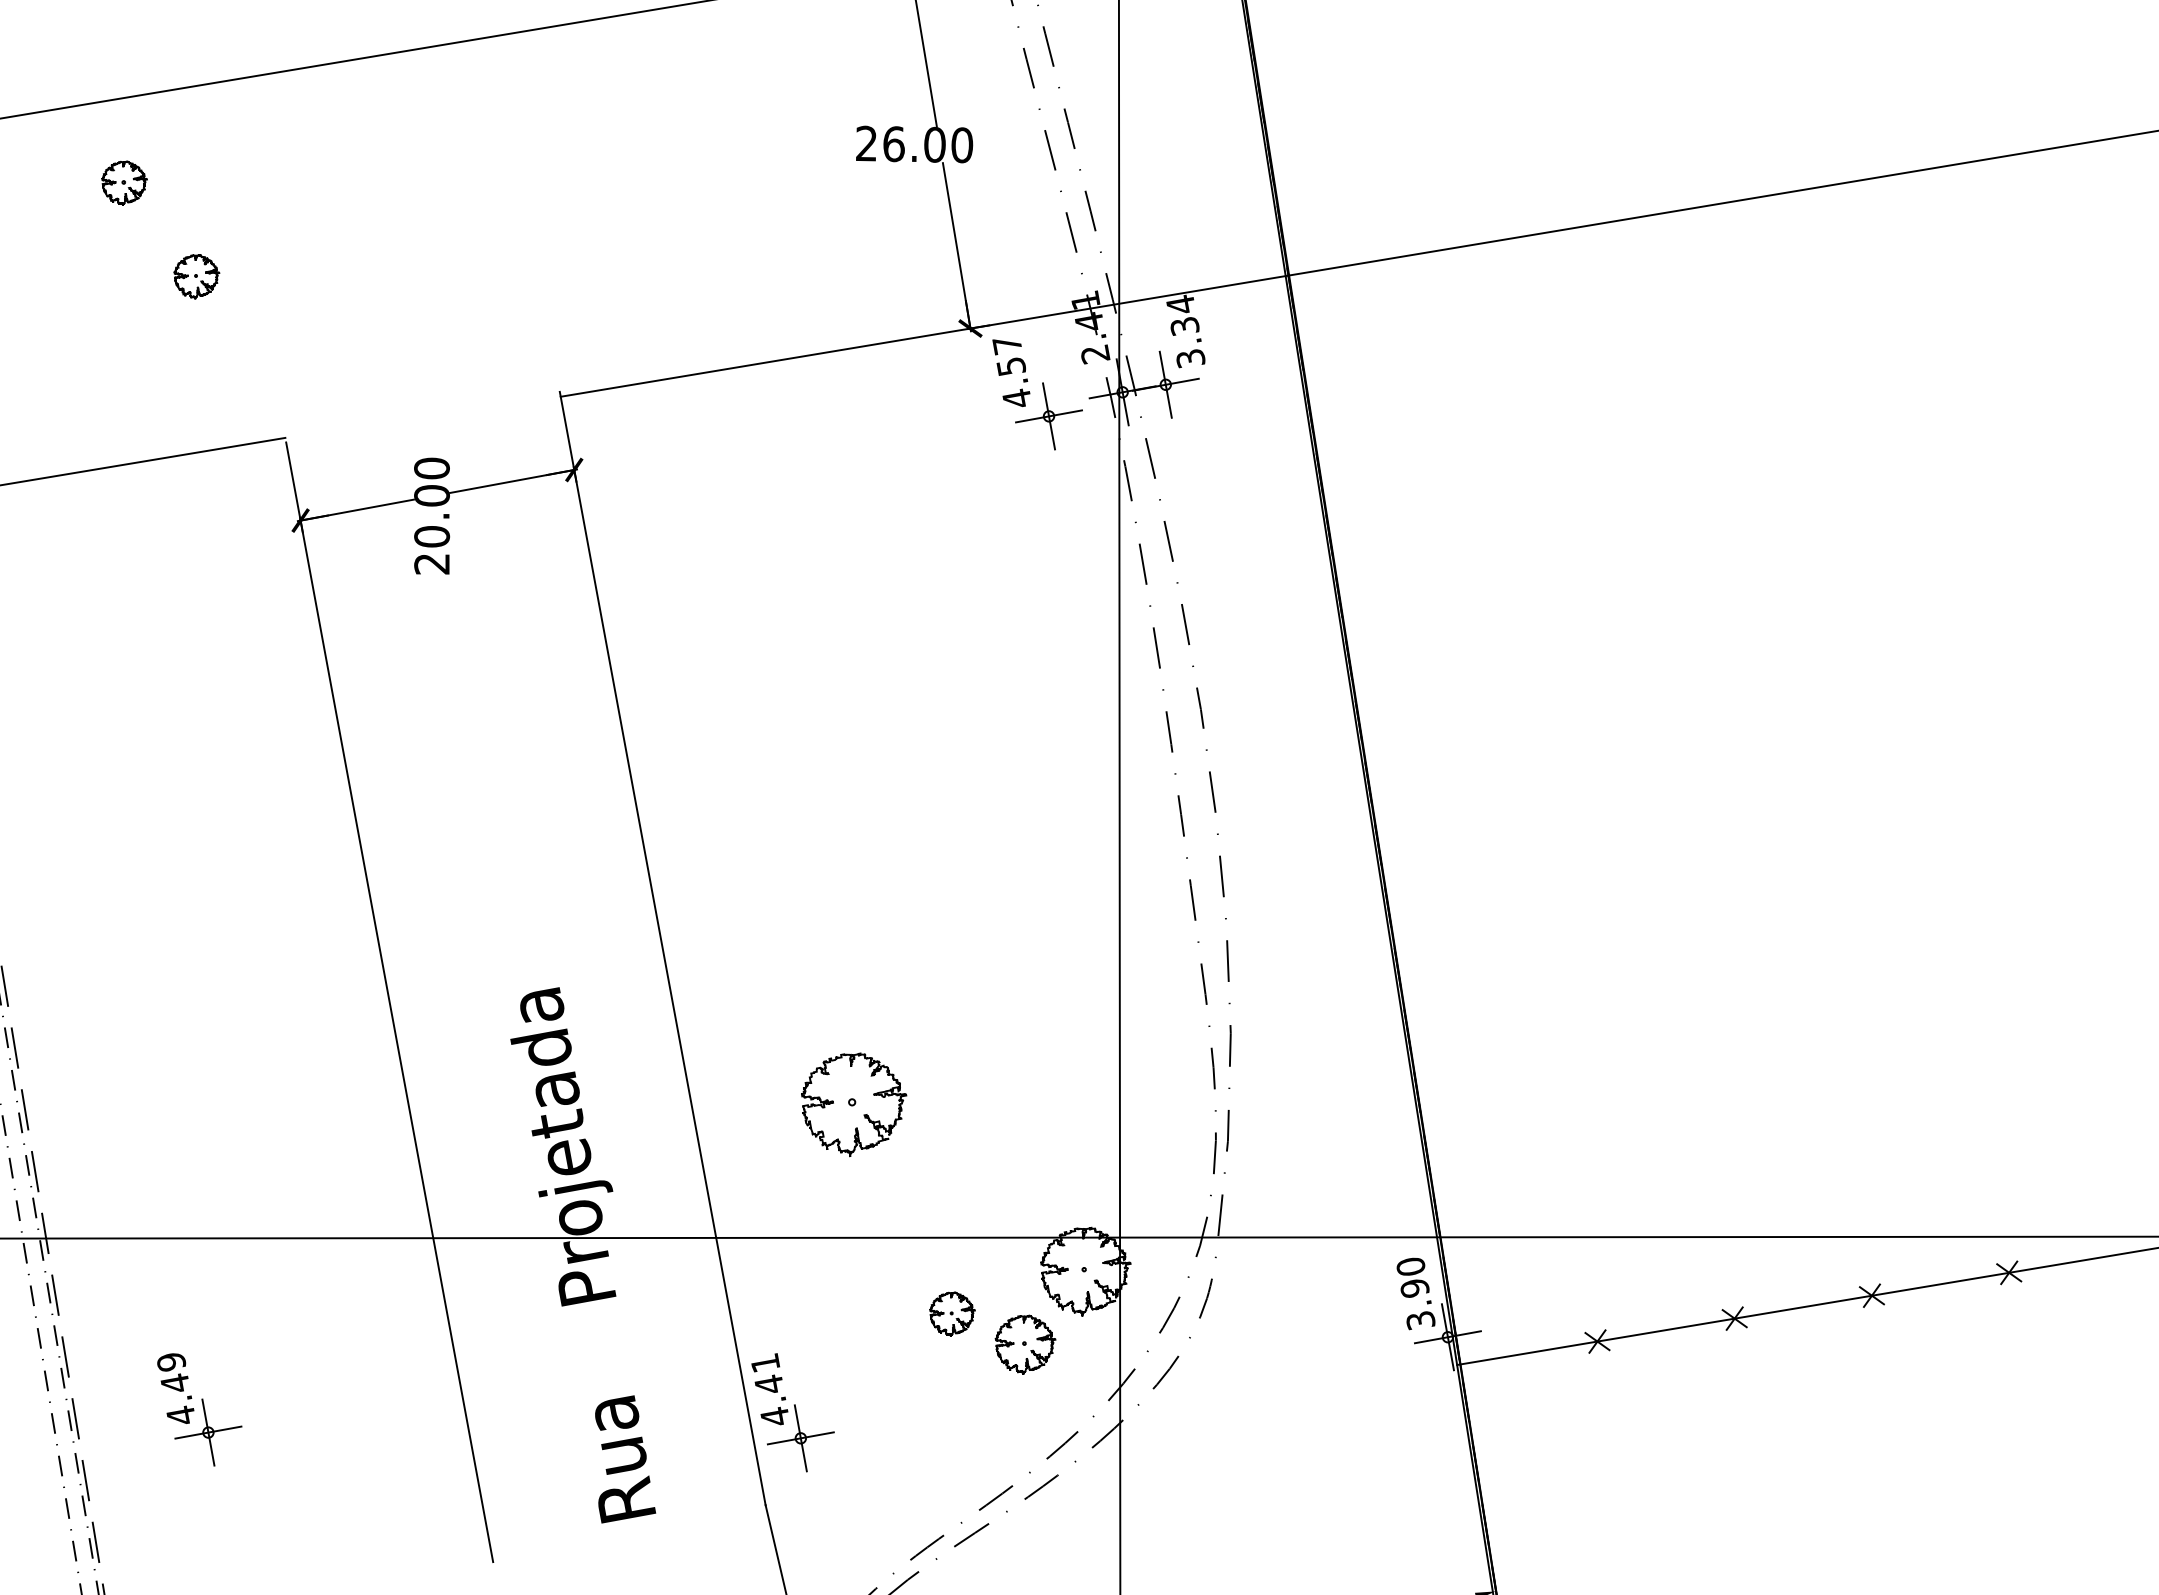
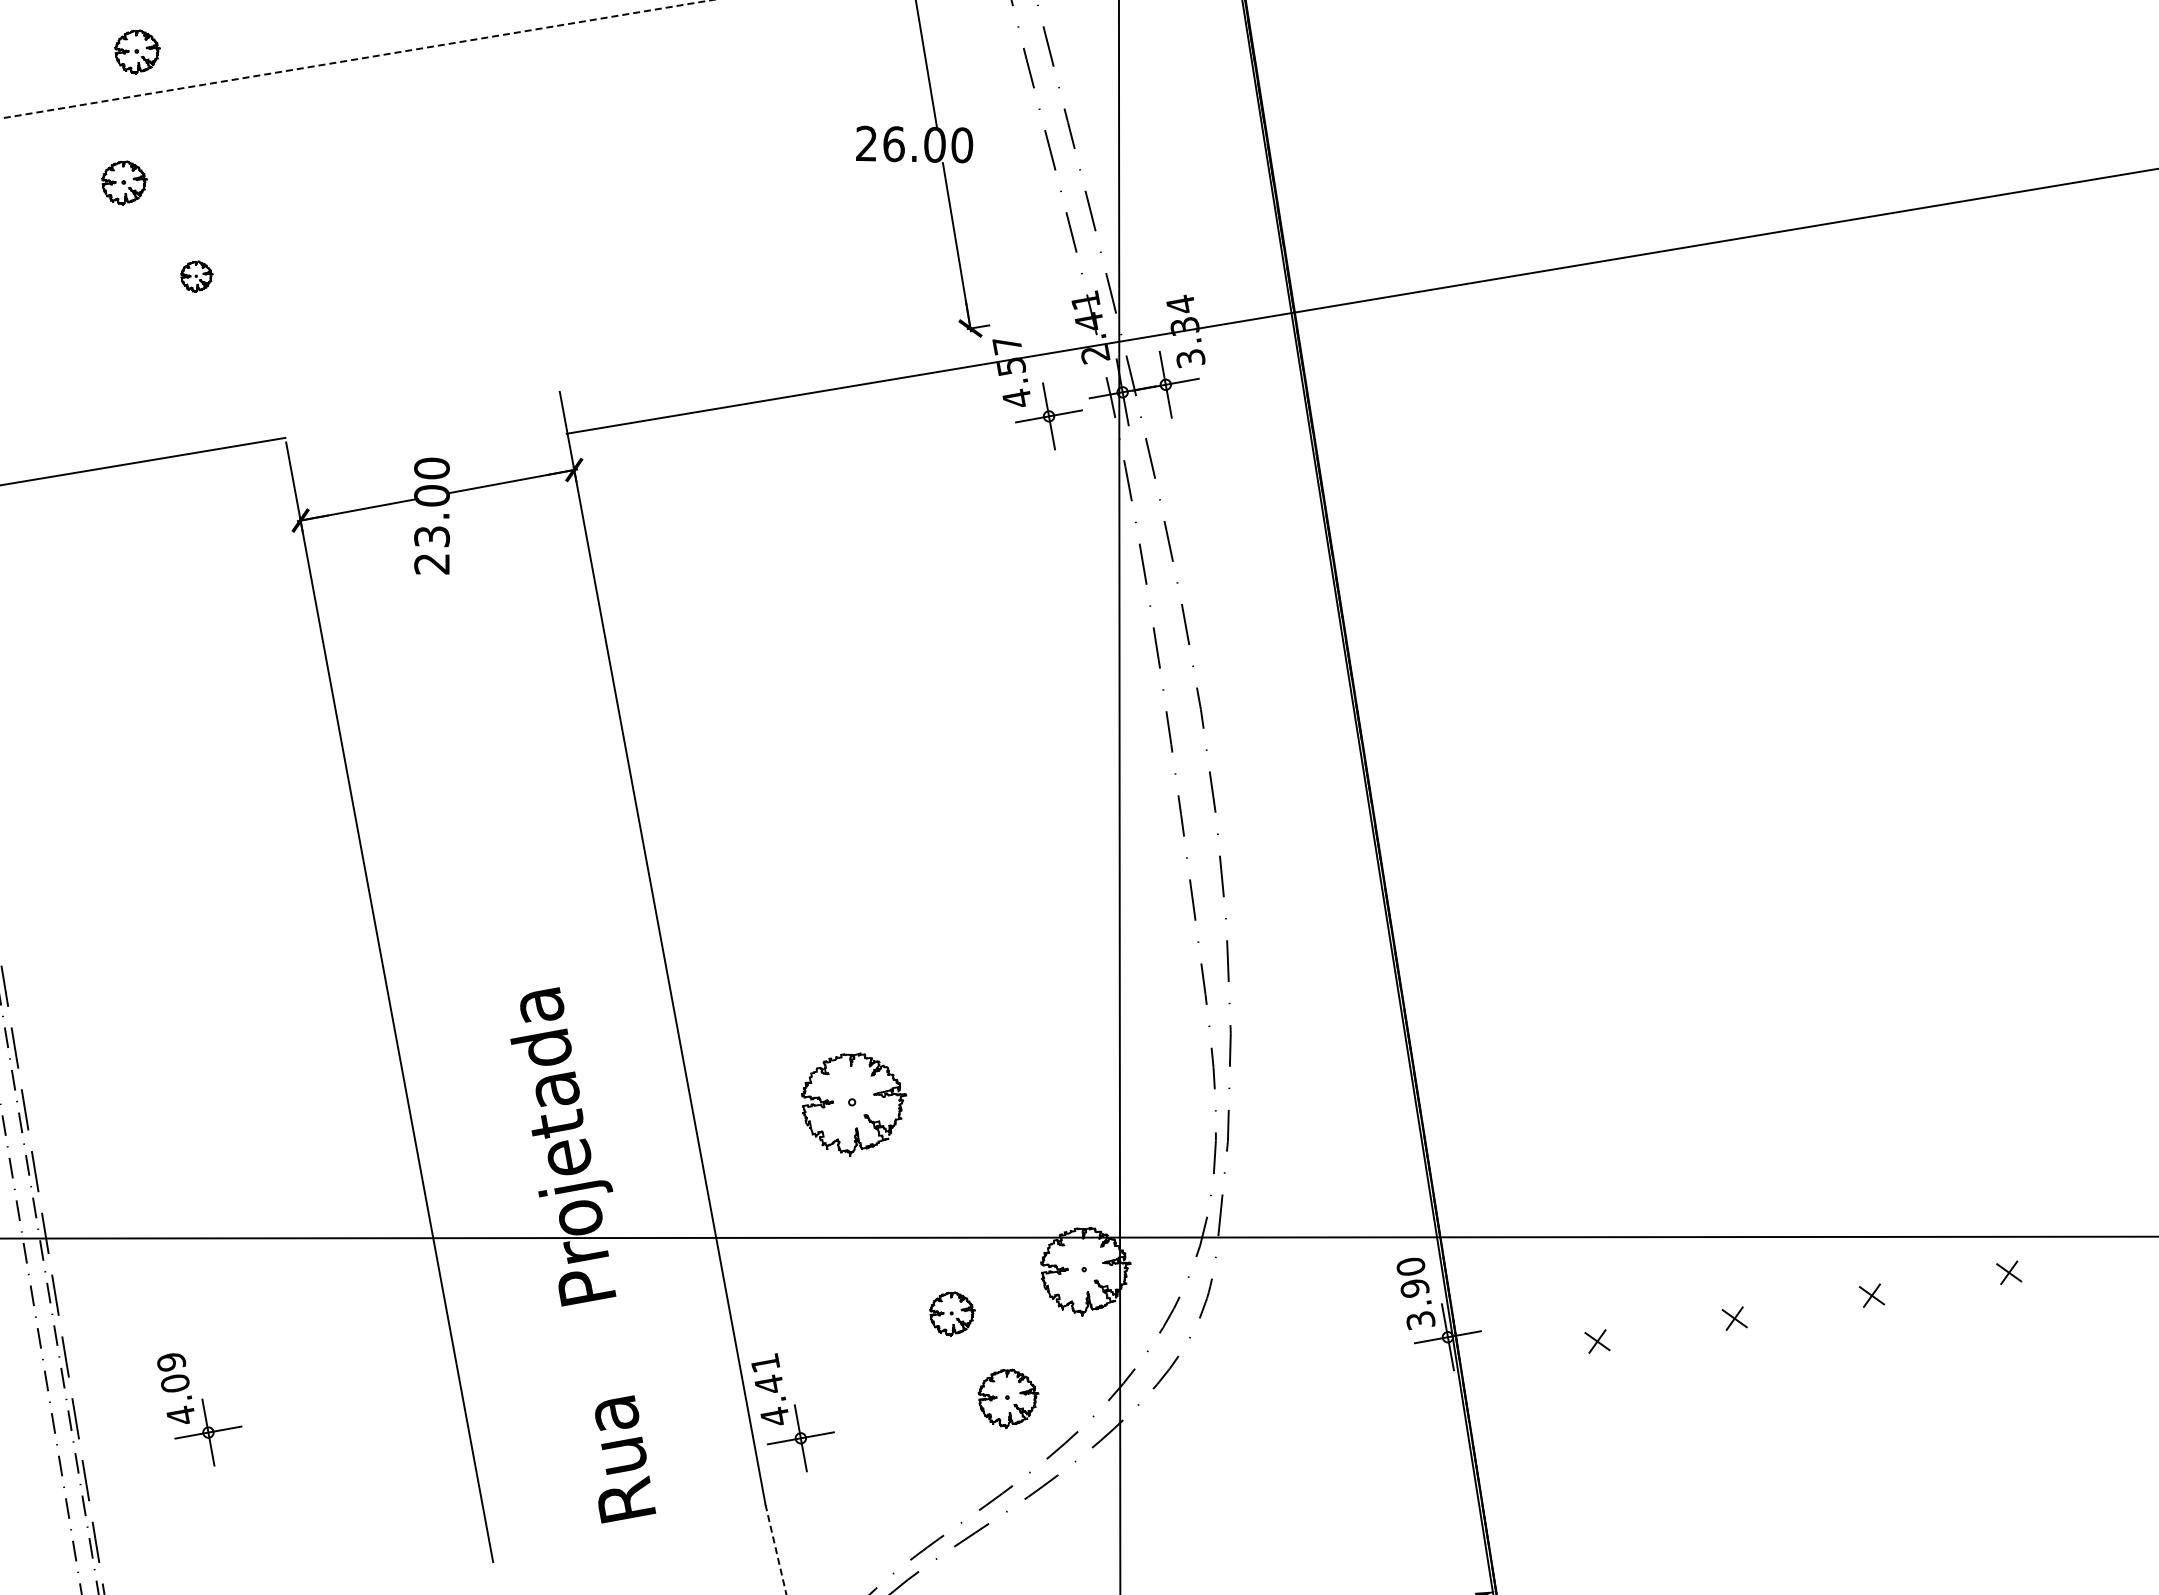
part: none -> present (137, 51)
line: solid -> dashed (356, 59)
line position: (1357, 263) -> (1360, 301) (1360, 301)
part size: 48x46 px -> 34x33 px (196, 276)
text: 20.00 -> 23.00 (432, 536)
line: present -> none (1806, 1306)
part position: (1025, 1344) -> (1008, 1398) (1008, 1398)
text: 4.49 -> 4.09 (174, 1382)
line: solid -> dashed (776, 1549)
